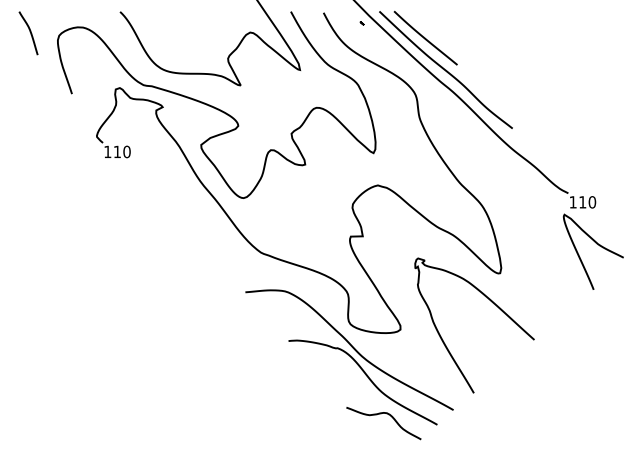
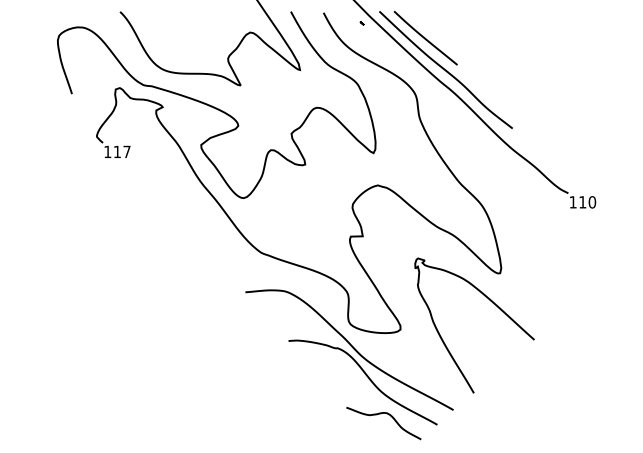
curve: present -> none (29, 32)
text: 110 -> 117 (126, 151)
curve: present -> none (596, 244)
